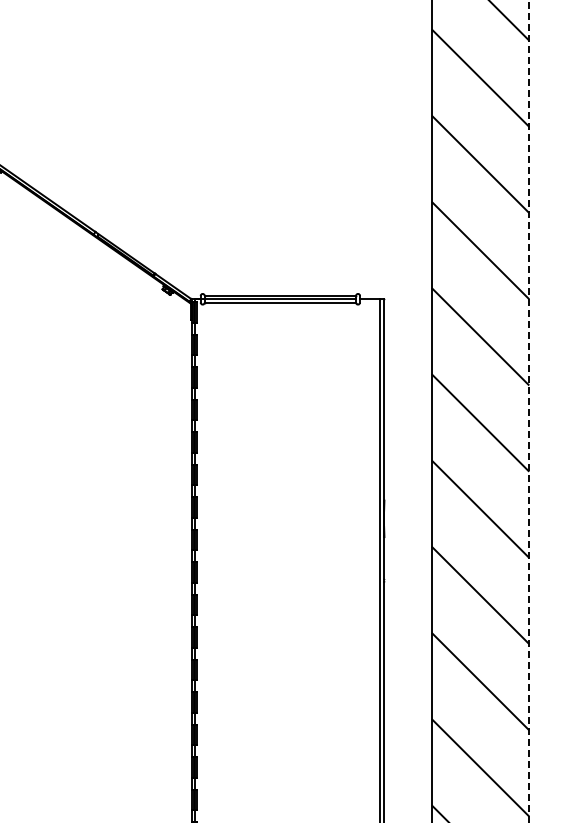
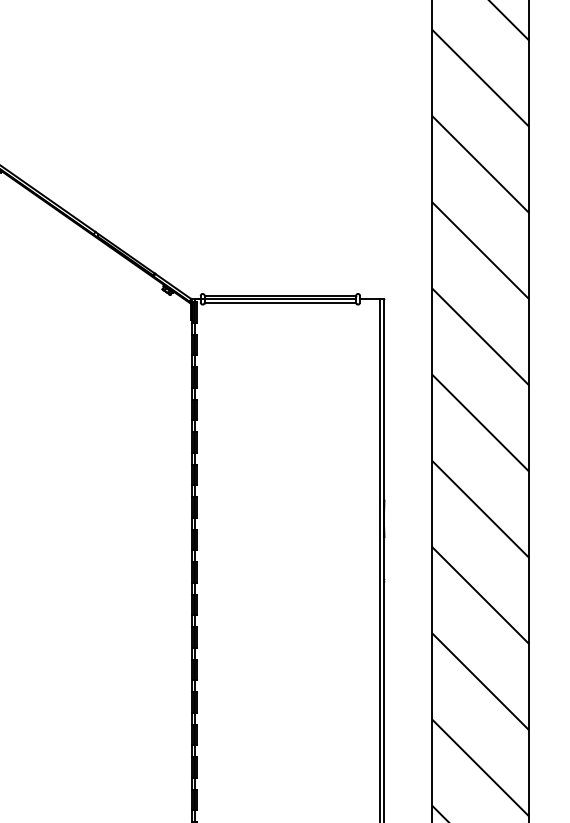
line: dashed -> solid (529, 411)
